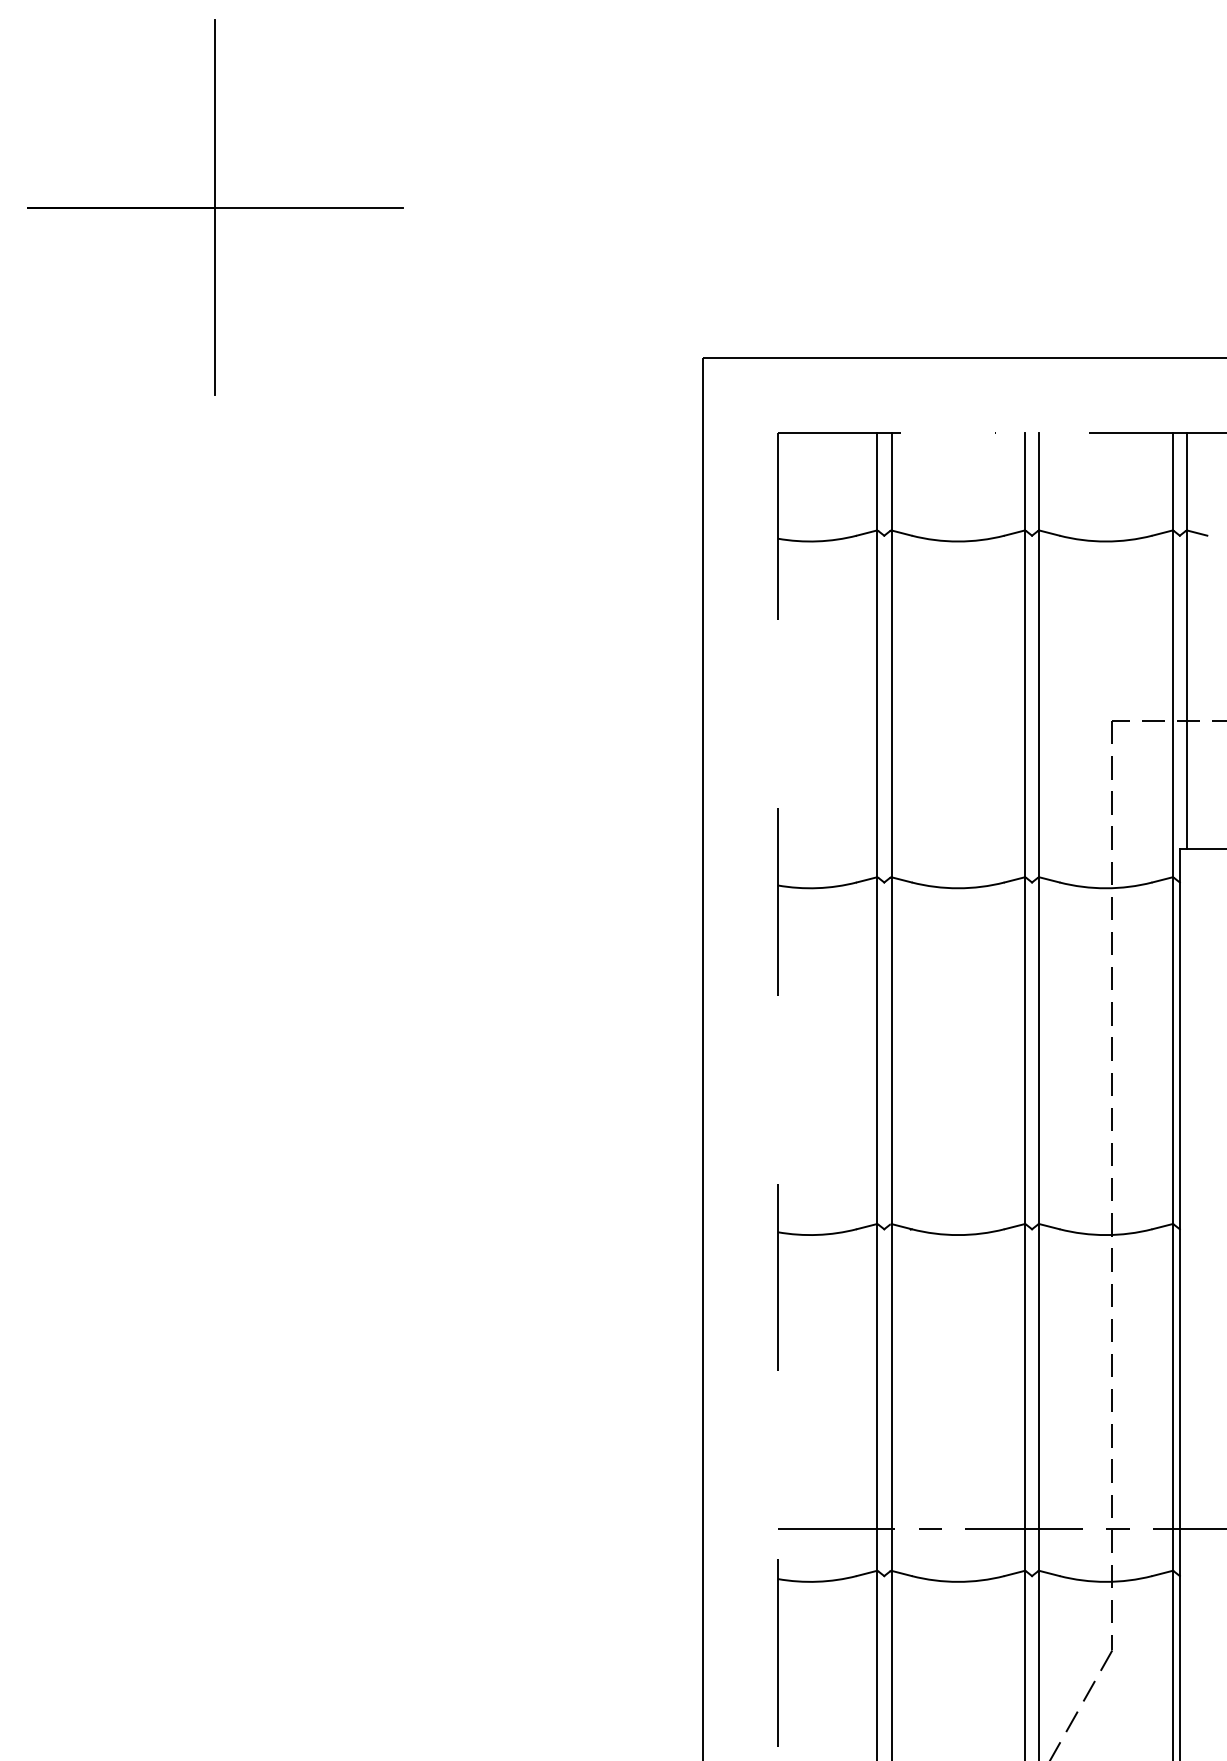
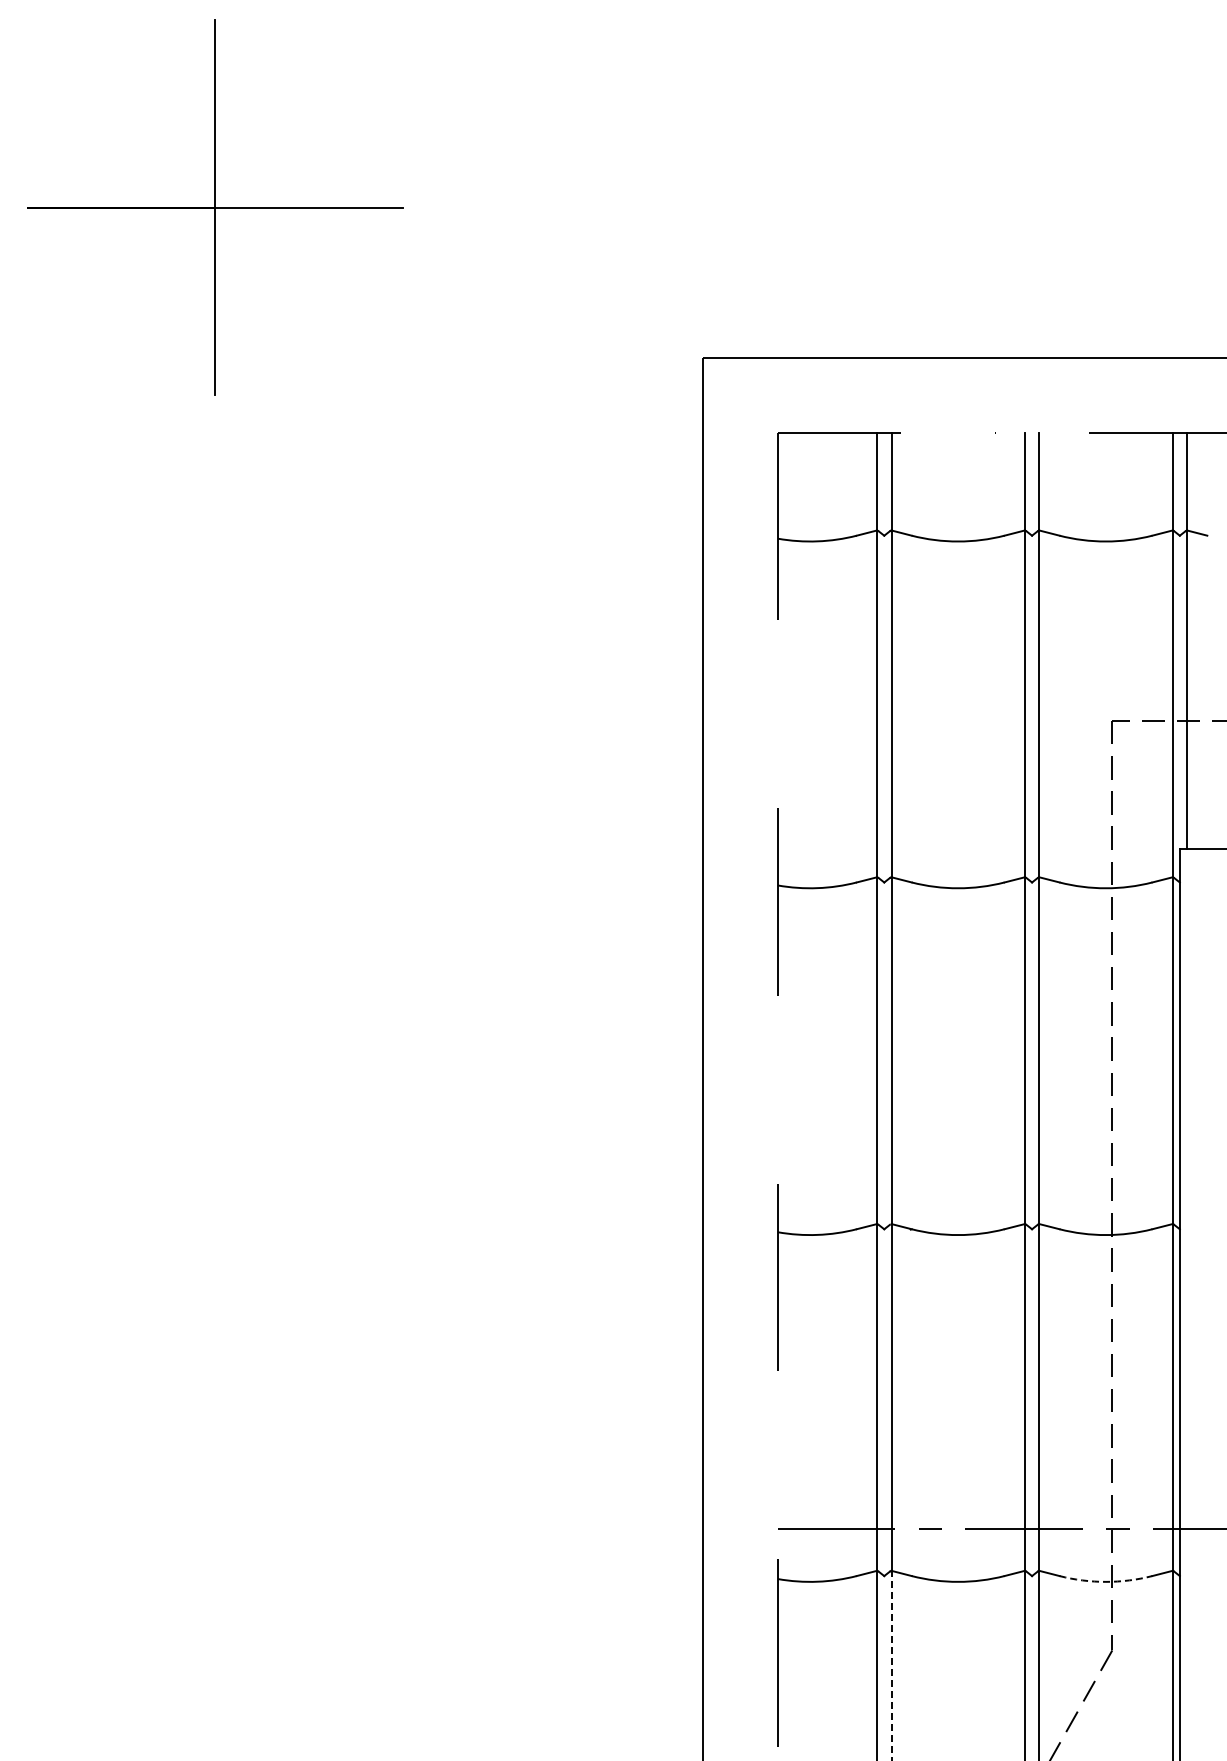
arc: solid -> dashed (1105, 1581)
line: solid -> dashed (891, 1665)
